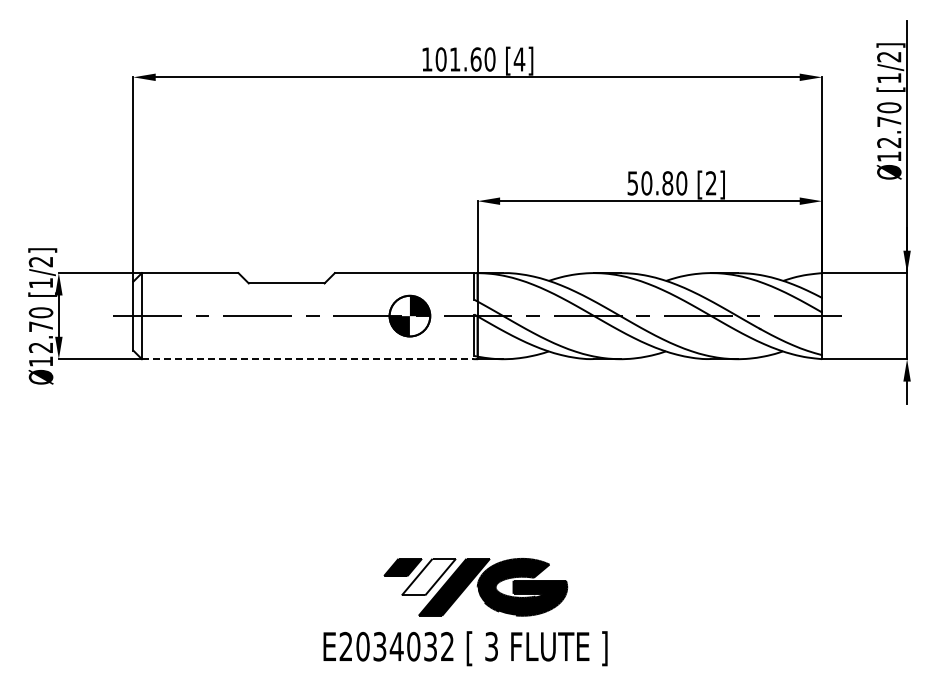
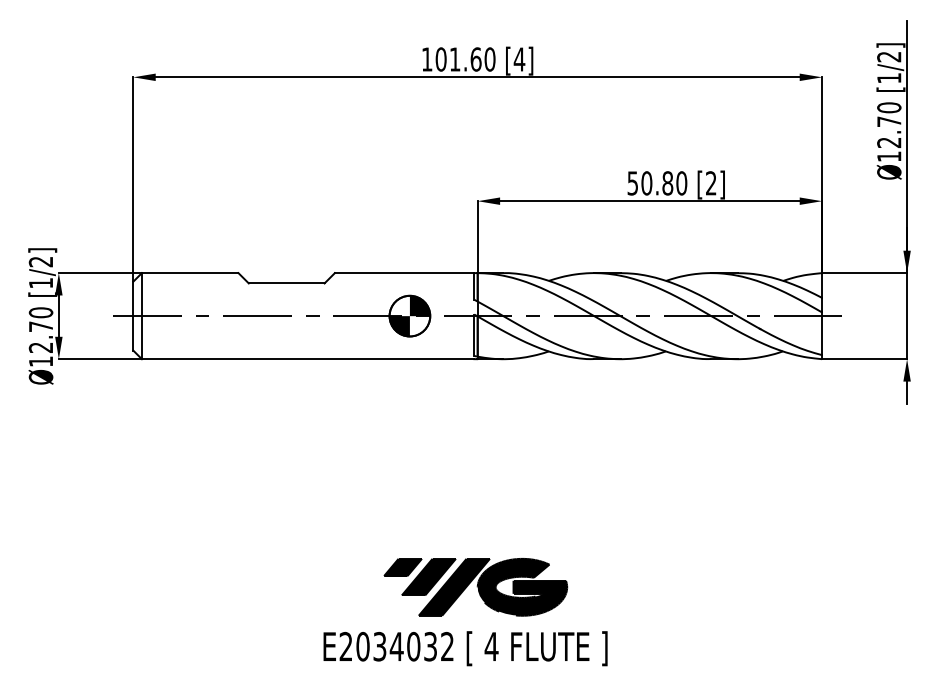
line: dashed -> solid (308, 359)
fill: none -> present (428, 576)
text: 3 -> 4 (491, 646)
